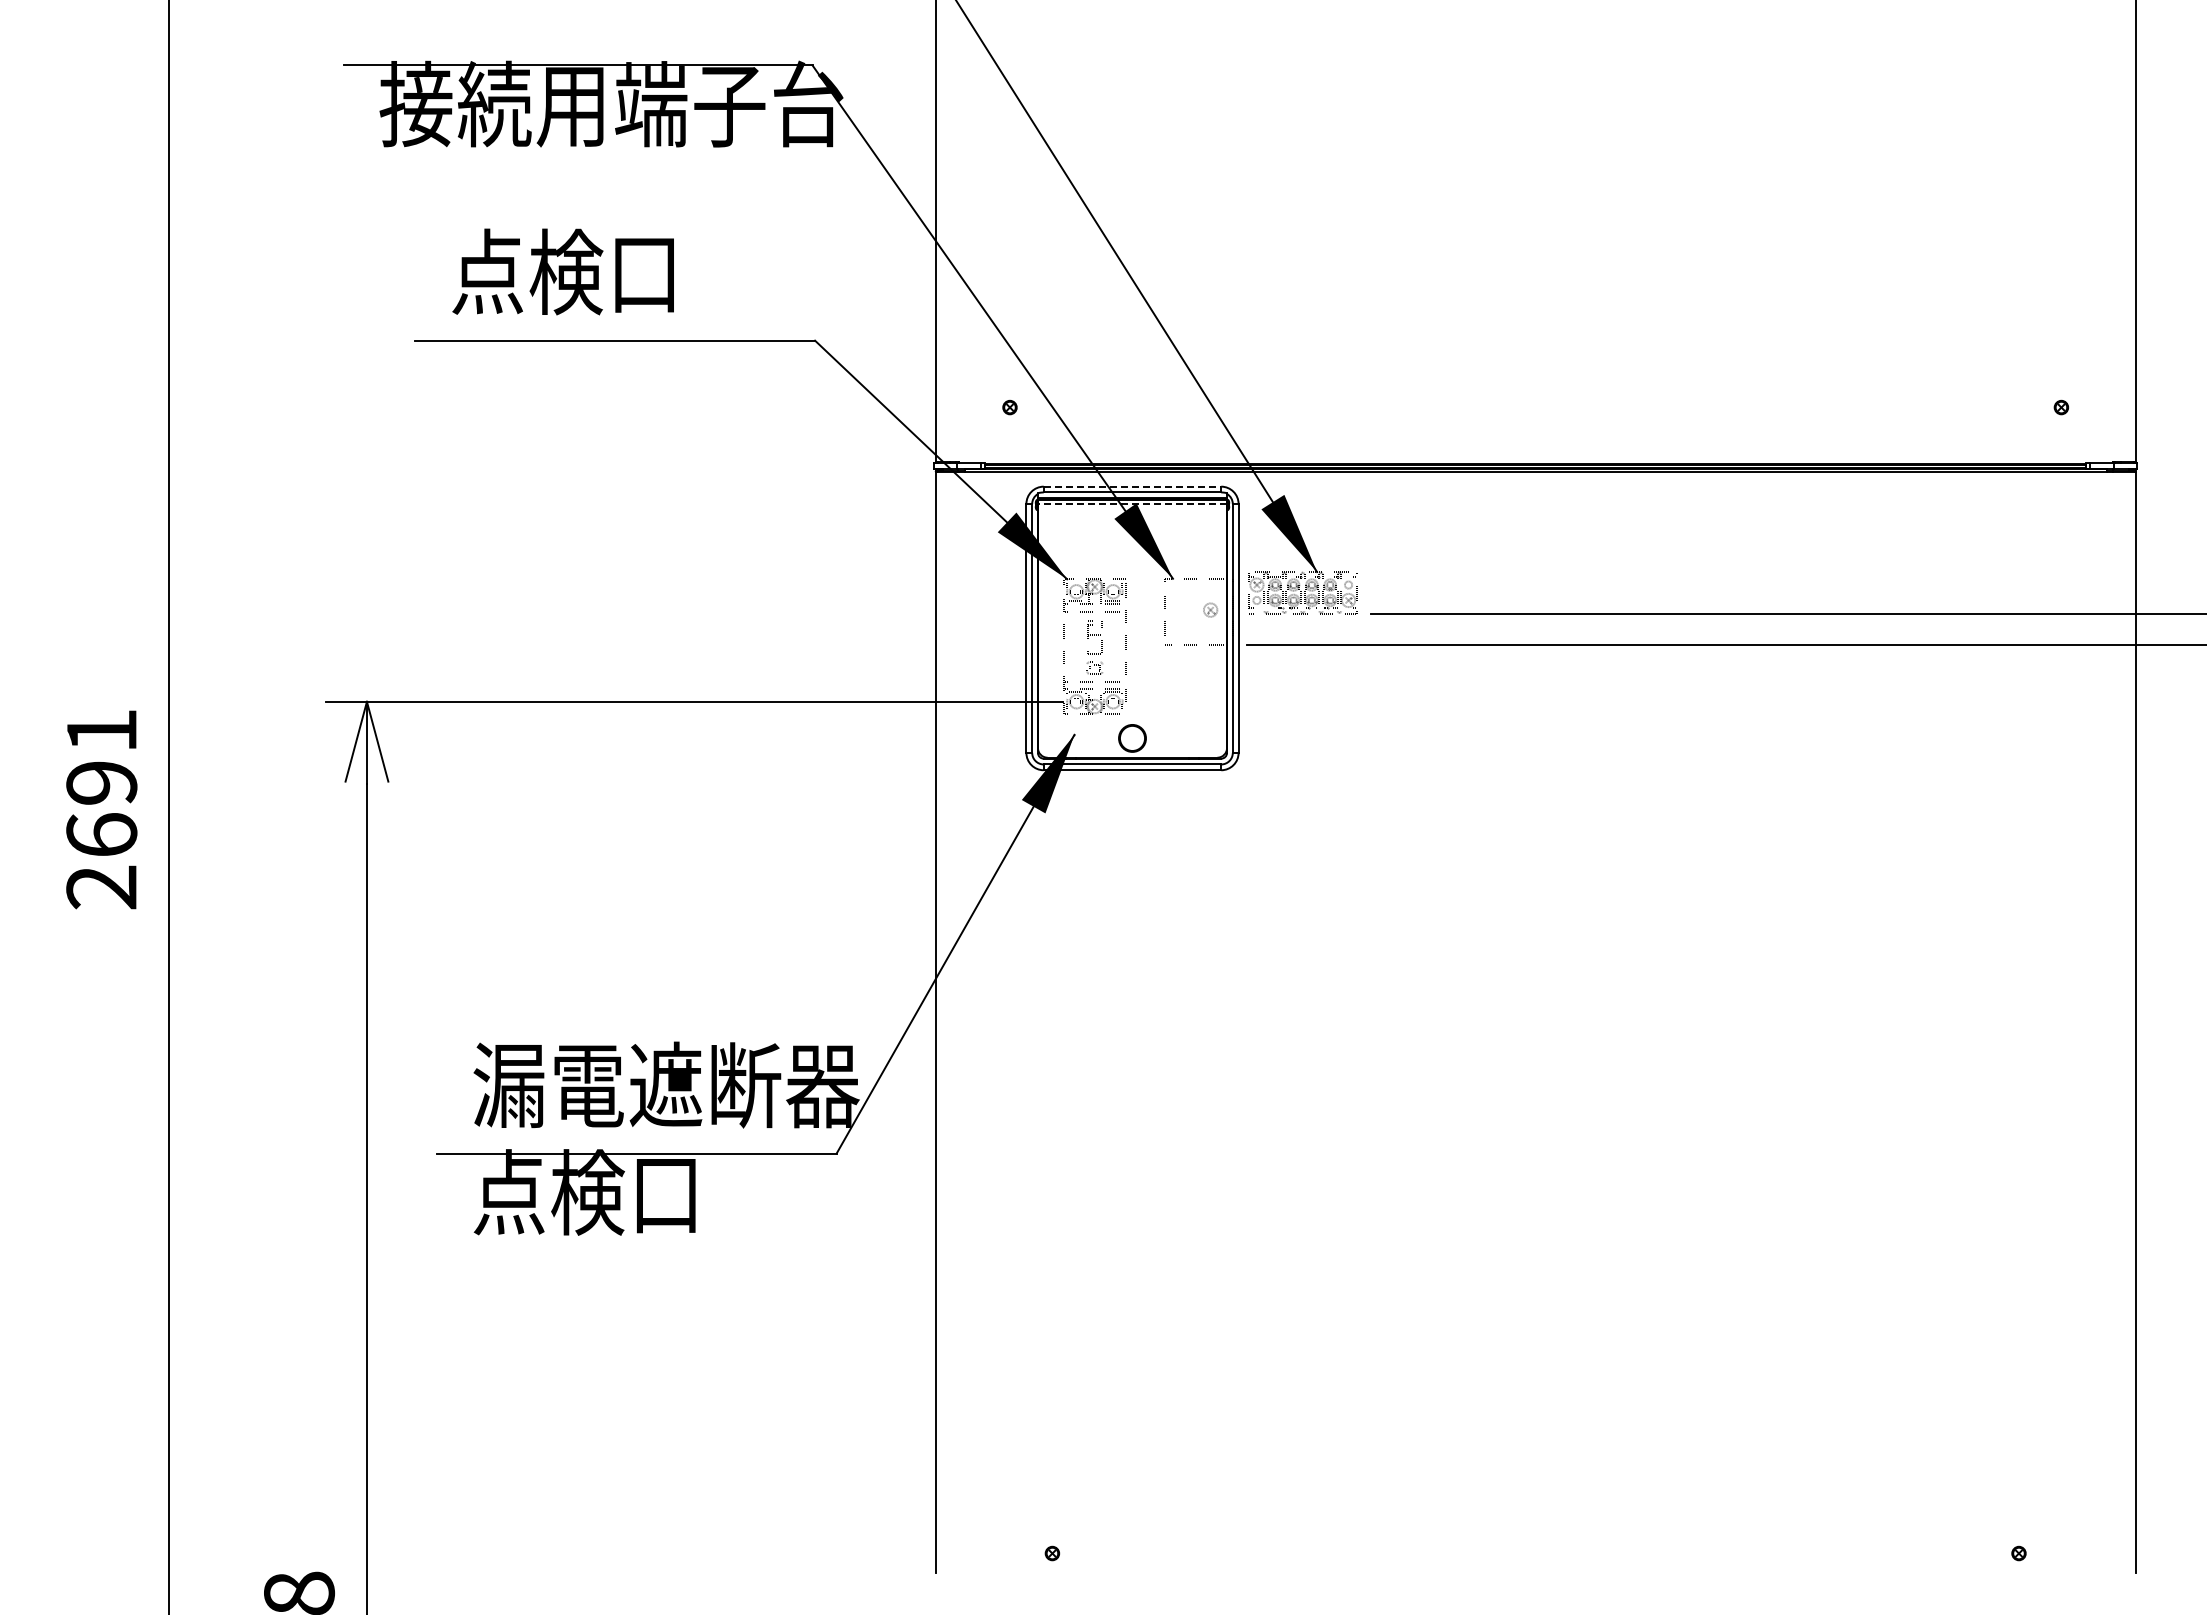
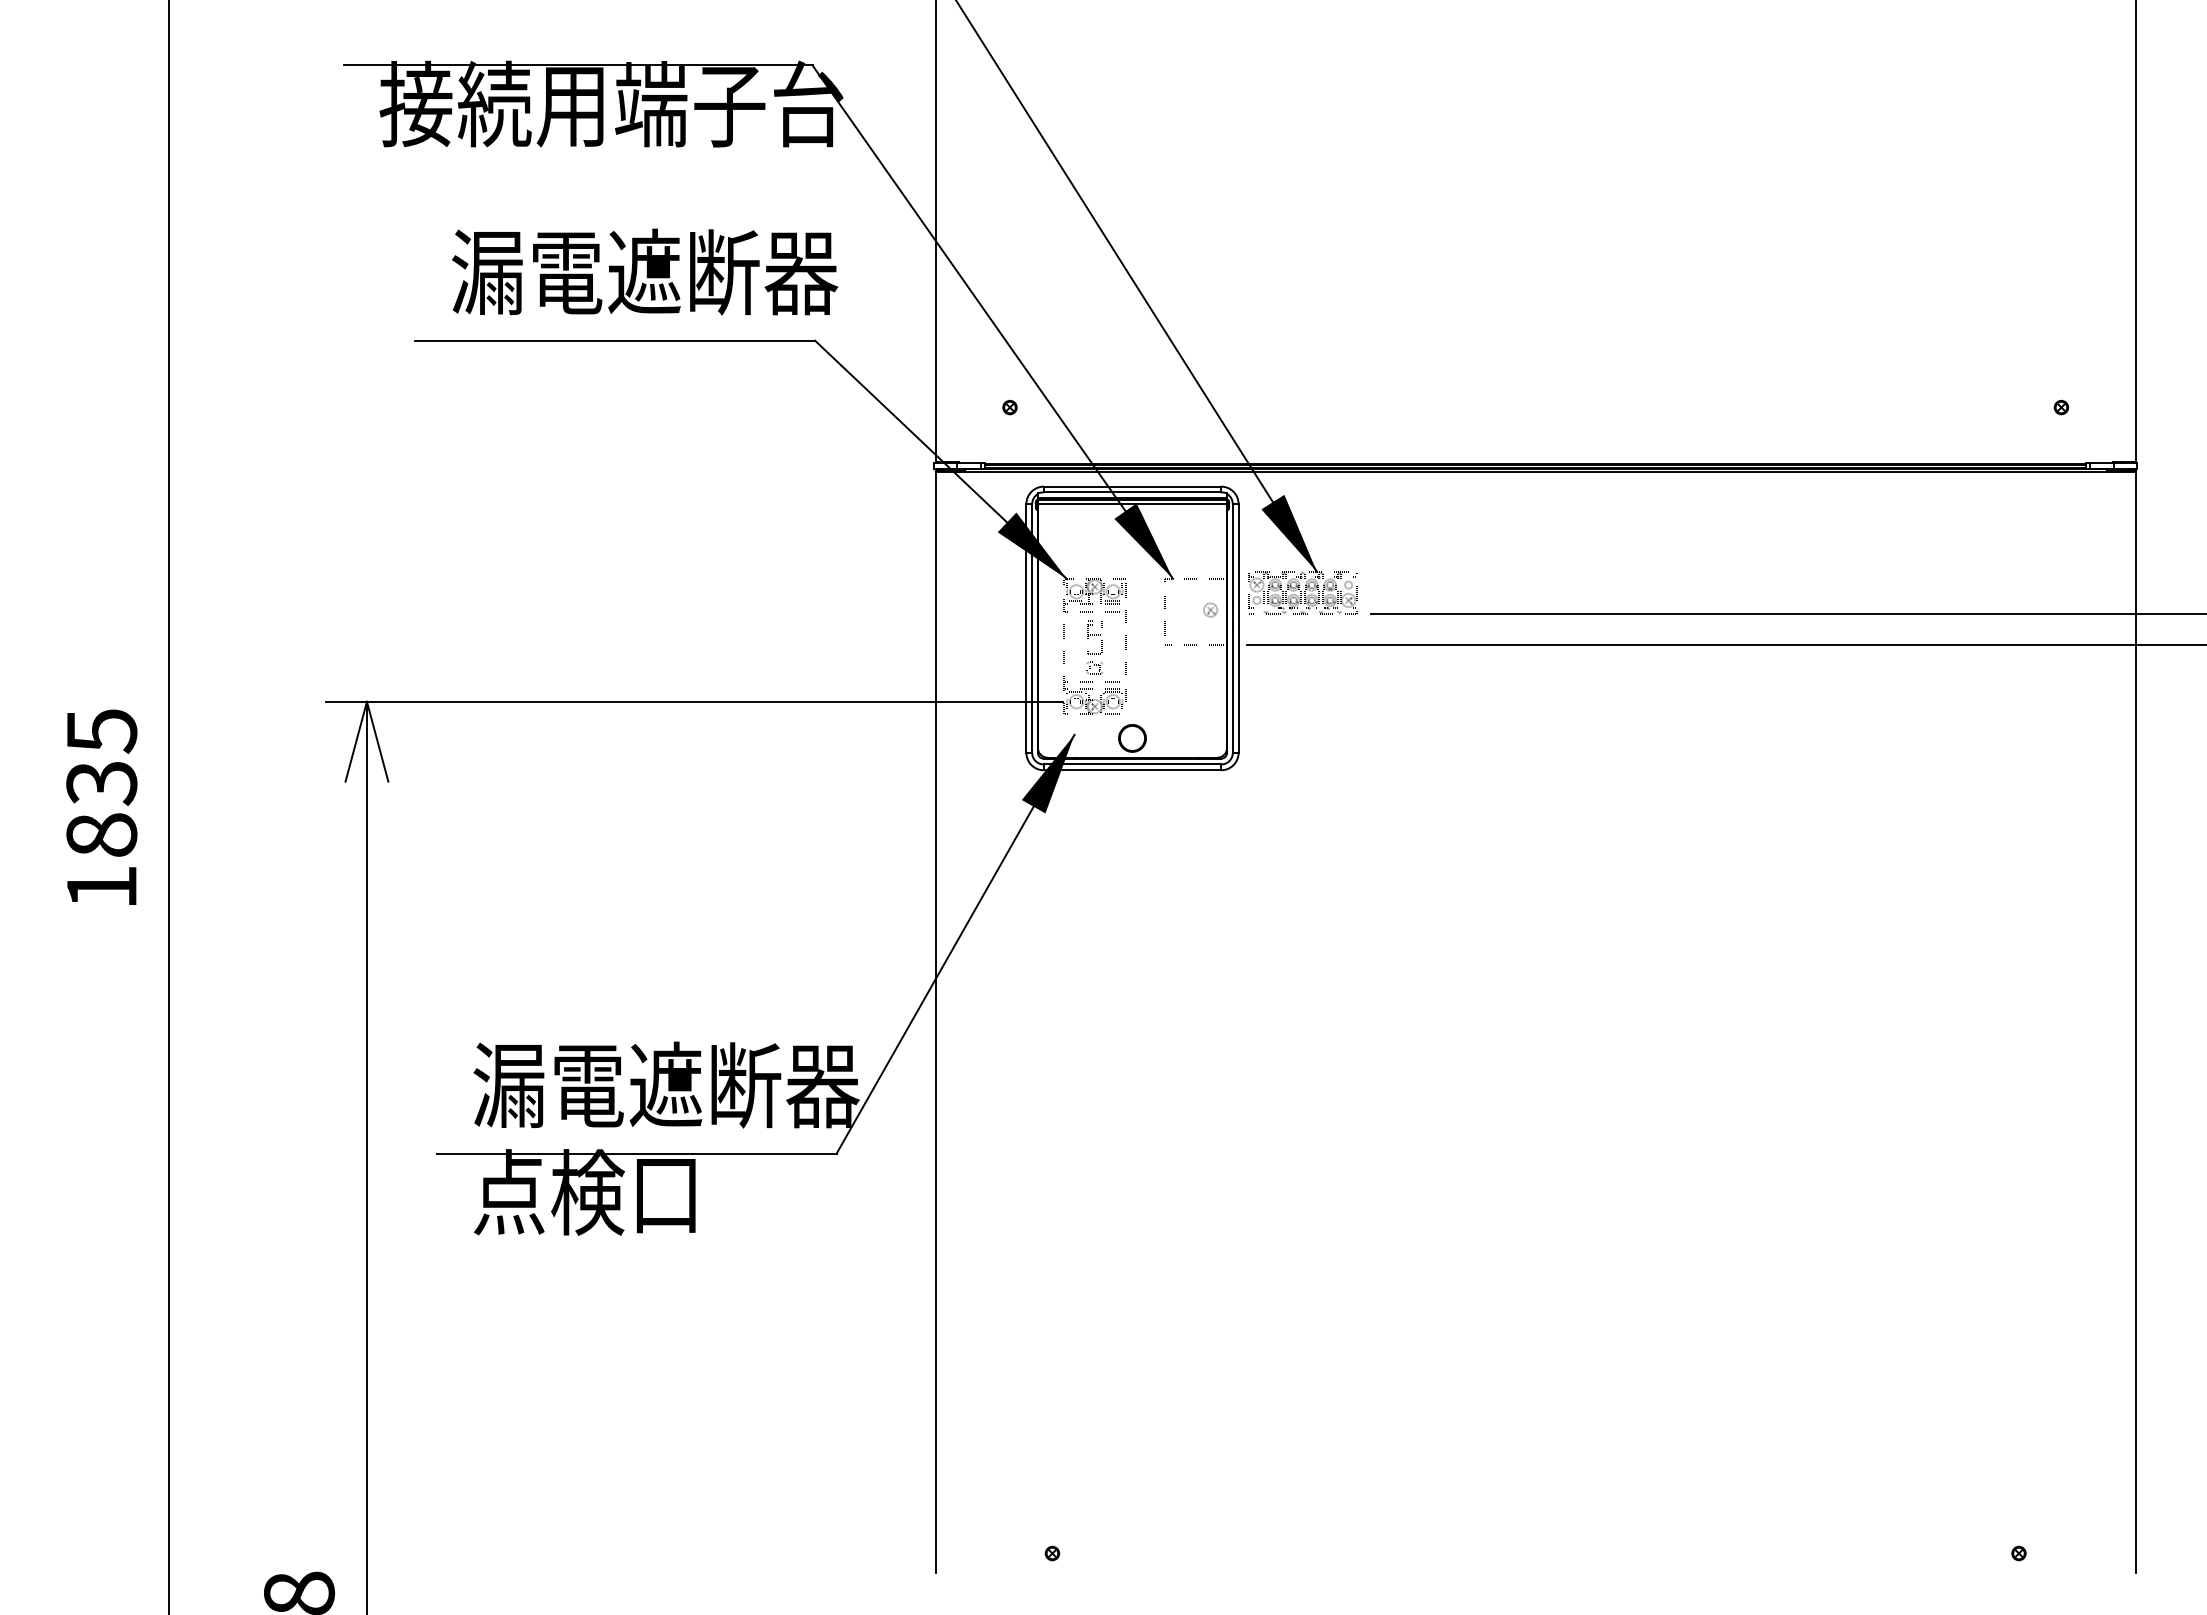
text: 点検口 -> 漏電遮断器 (645, 271)
line: dashed -> solid (1132, 486)
line: dashed -> solid (1132, 504)
text: 2691 -> 1835 (101, 809)
